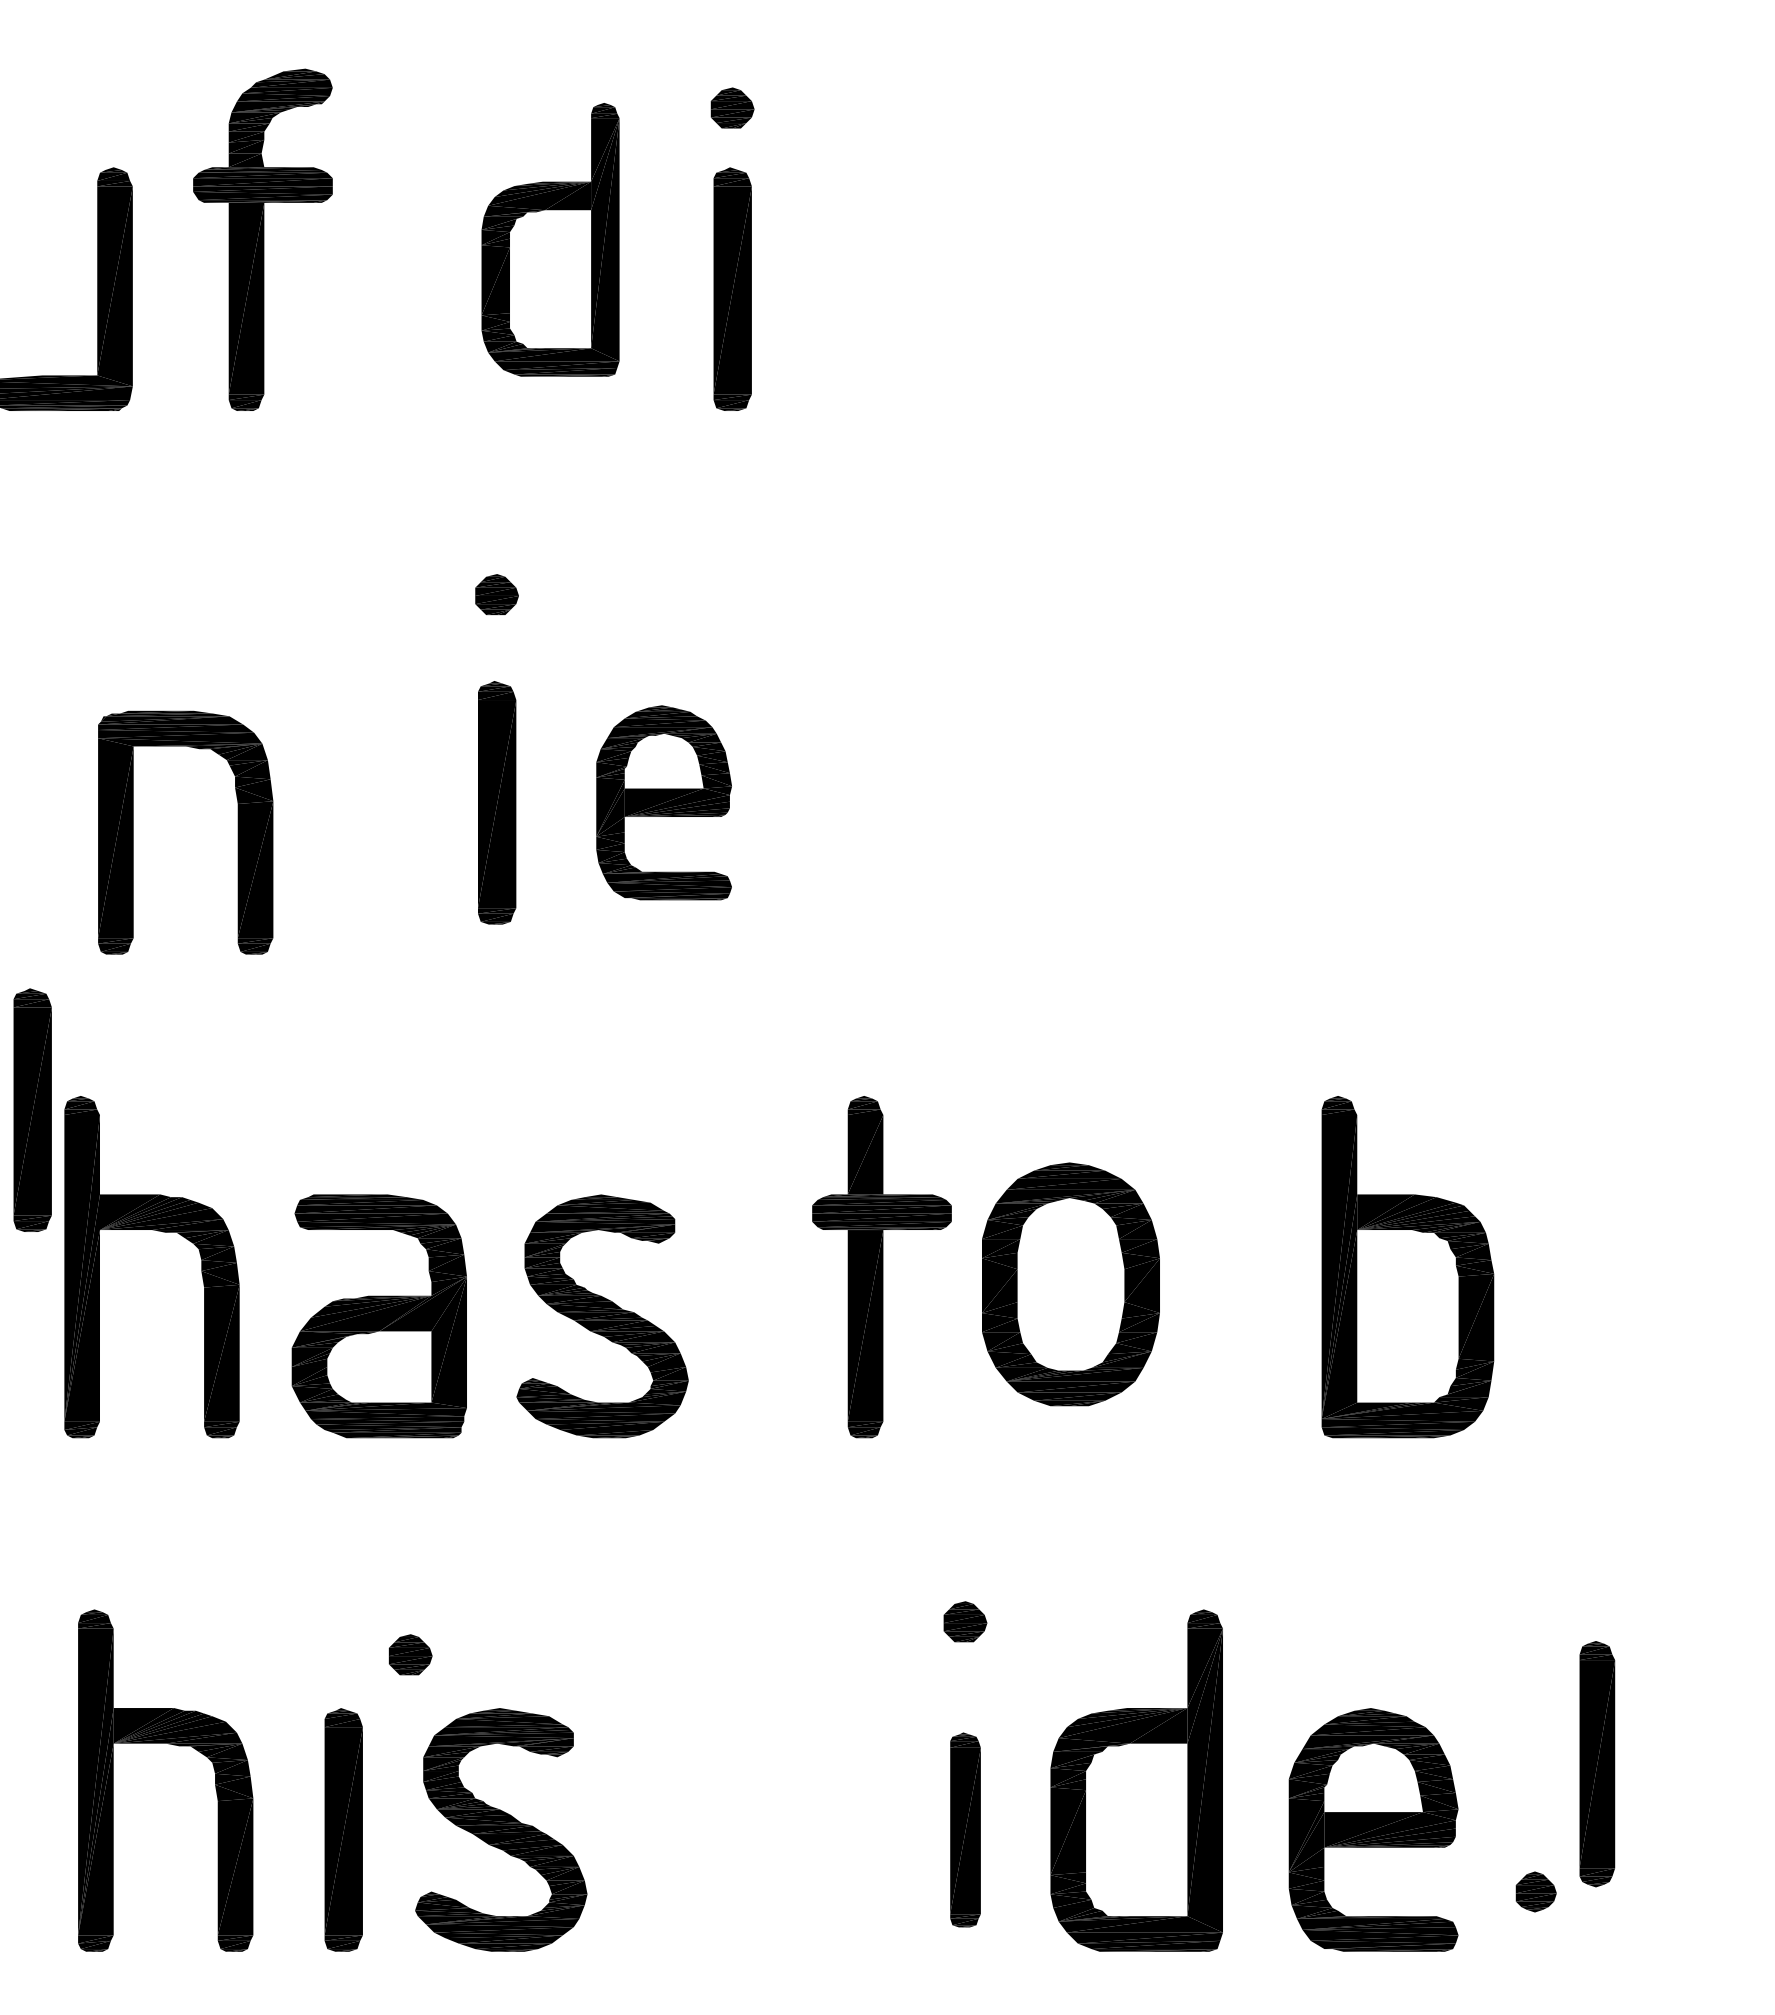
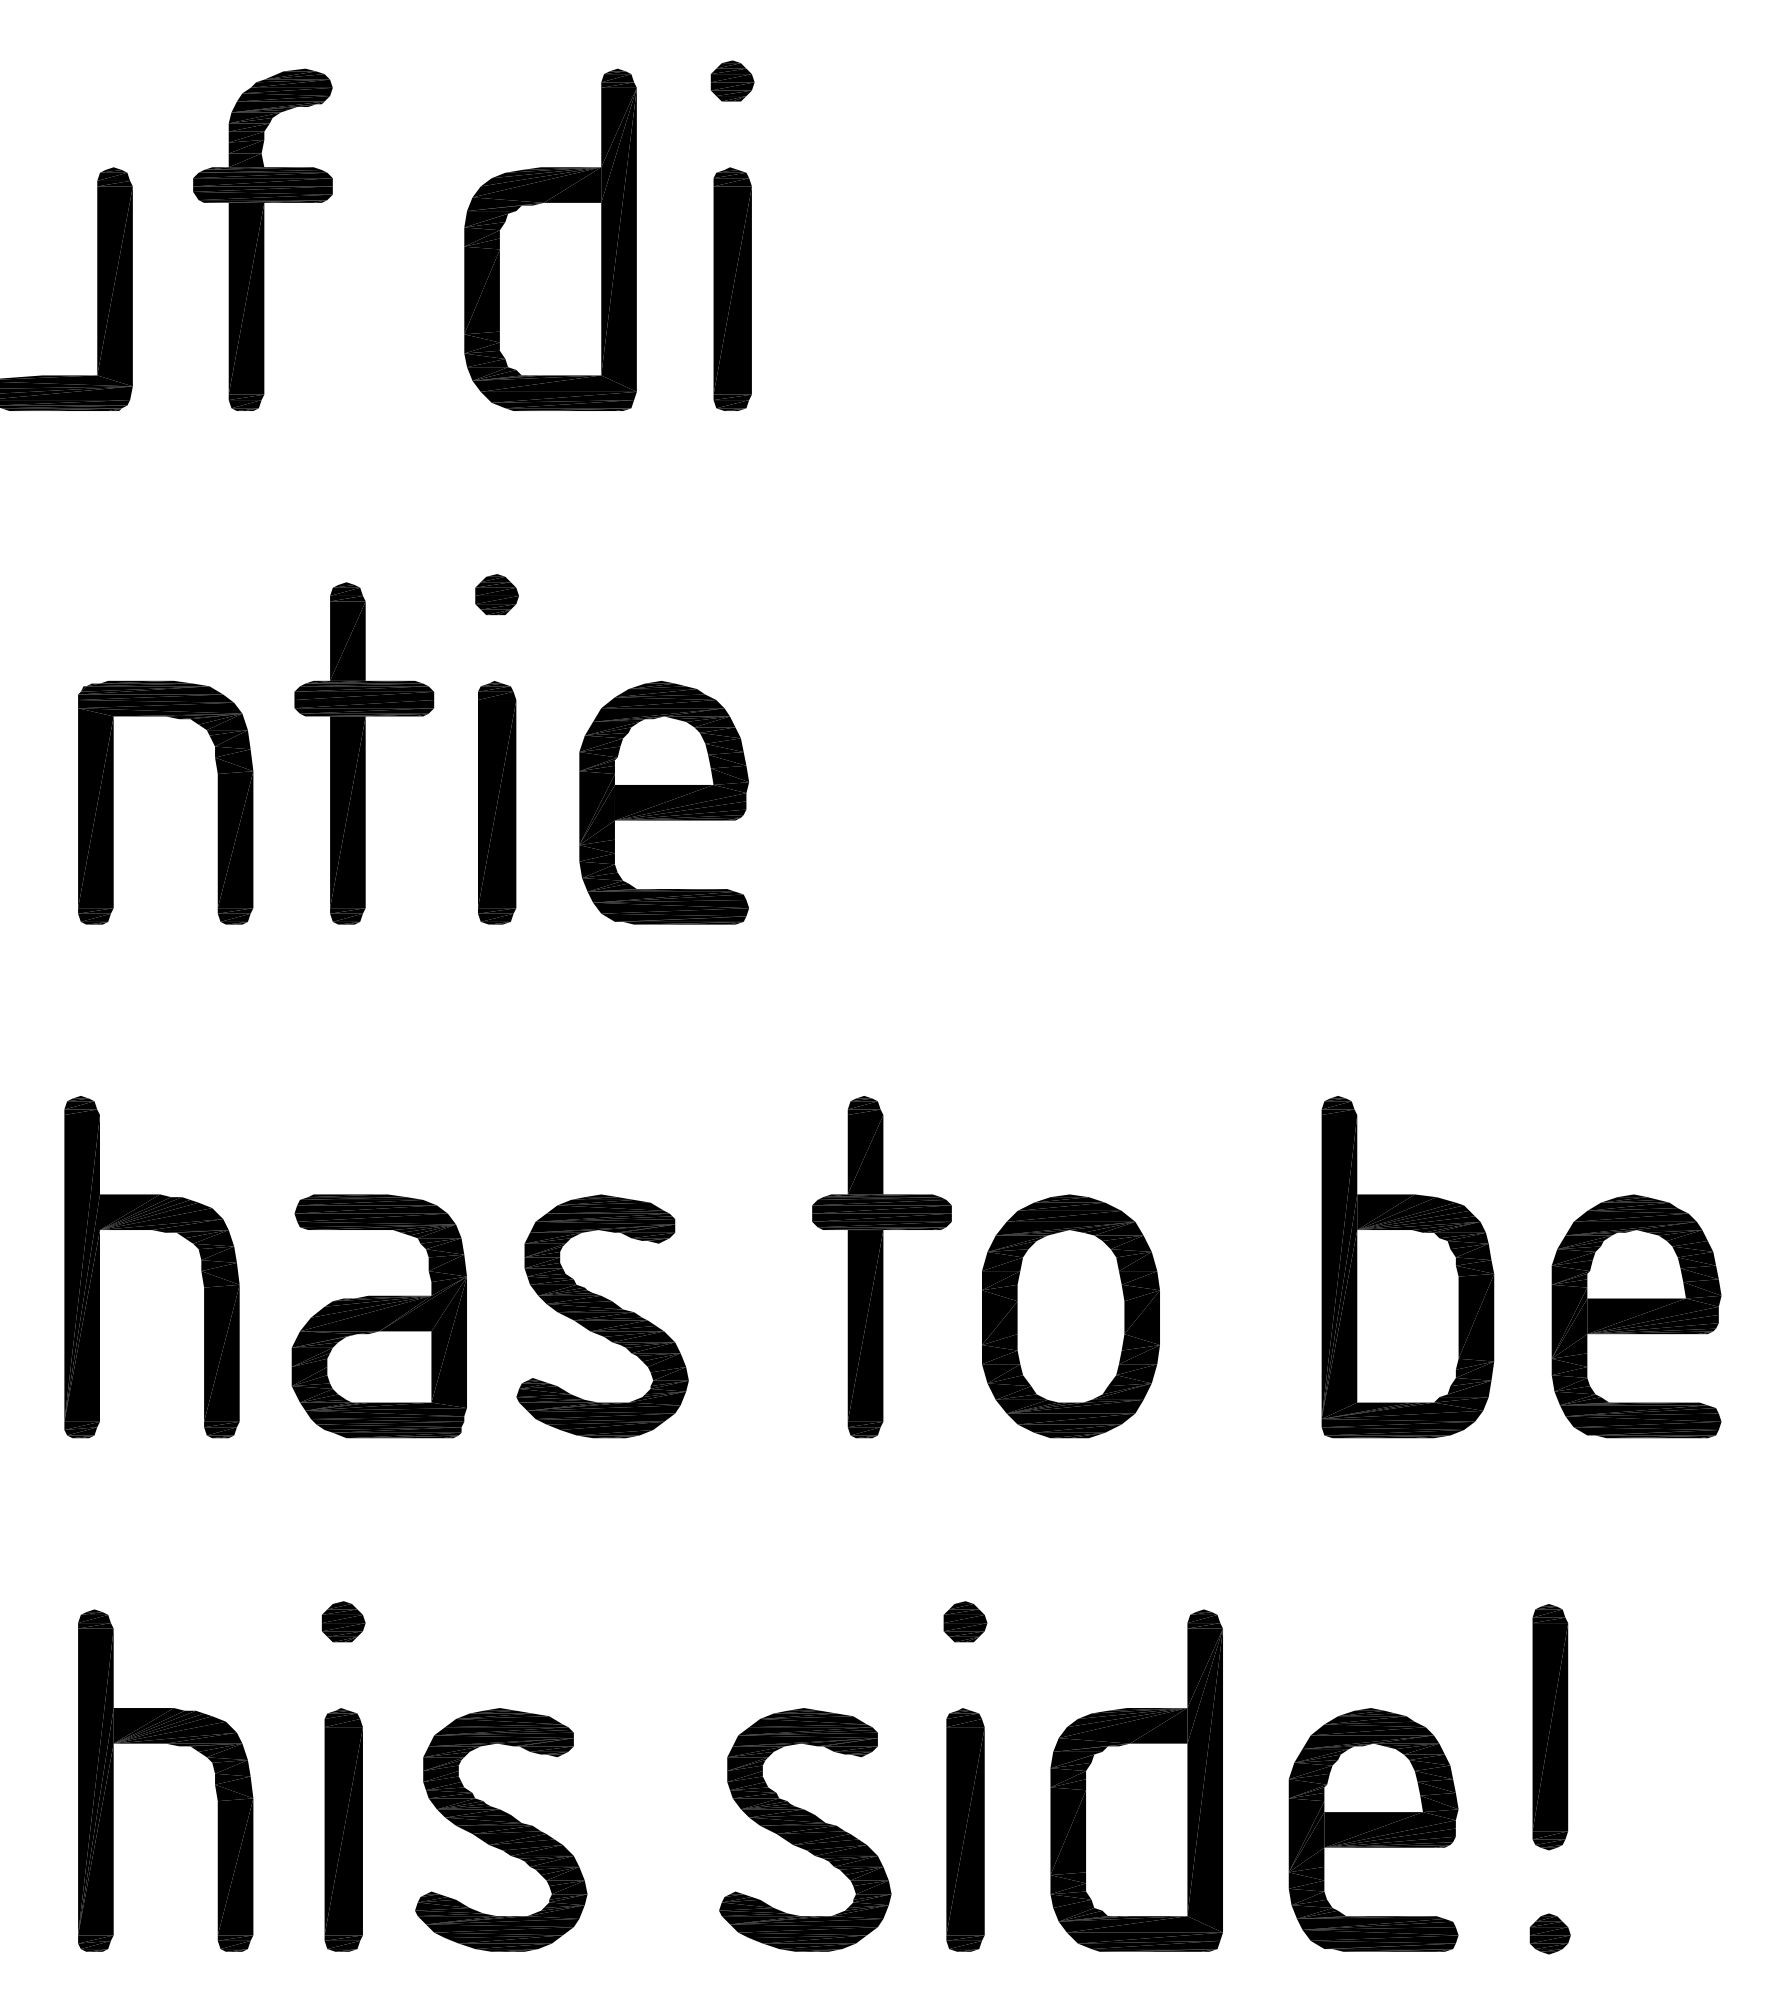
part position: (732, 107) -> (732, 80) (732, 80)
part size: 139x274 px -> 173x343 px (550, 239)
part: none -> present (364, 753)
part size: 136x196 px -> 170x244 px (663, 802)
part position: (133, 832) -> (113, 802) (113, 802)
part: present -> none (32, 1109)
part position: (1070, 1284) -> (1070, 1316) (1070, 1316)
part: none -> present (1636, 1316)
part position: (410, 1654) -> (343, 1621) (343, 1621)
part position: (1597, 1764) -> (1550, 1727) (1550, 1727)
part: none -> present (805, 1829)
part size: 31x196 px -> 39x244 px (965, 1829)
part position: (1535, 1891) -> (1549, 1933) (1549, 1933)
